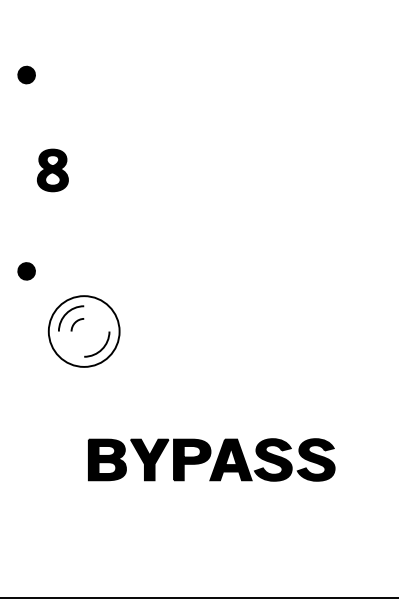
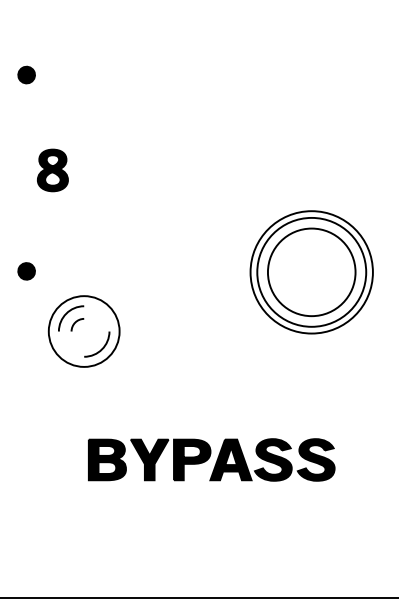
part: none -> present (311, 272)
